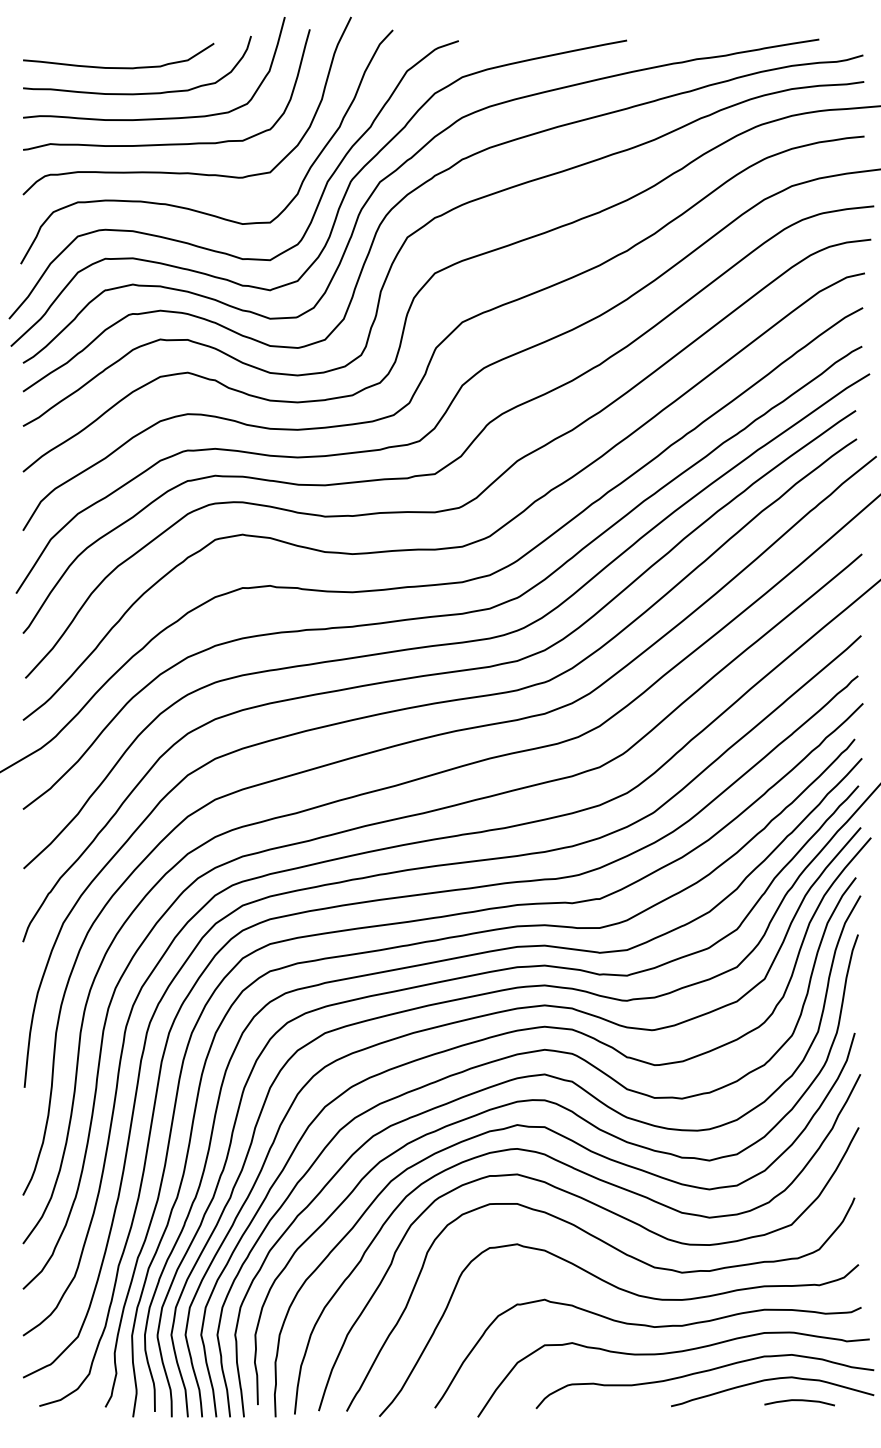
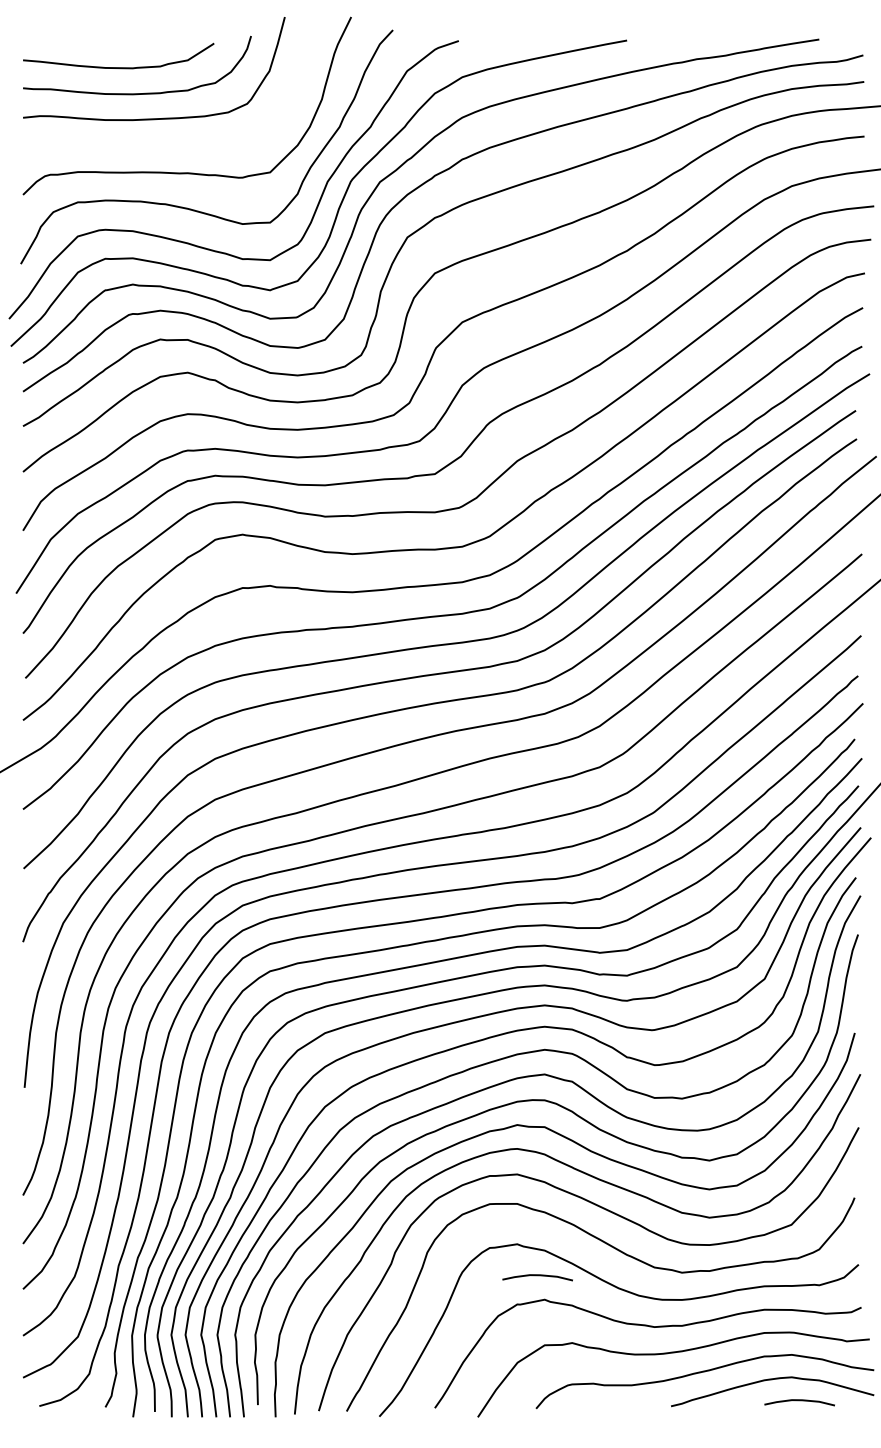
curve: present -> none (166, 143)
curve: none -> present (537, 1276)
